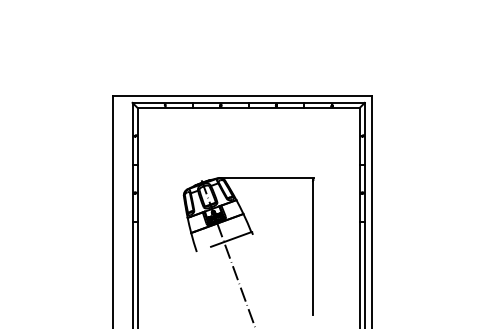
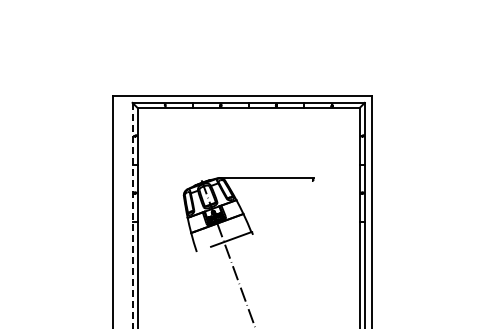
line: solid -> dashed (132, 215)
line: present -> none (313, 248)
